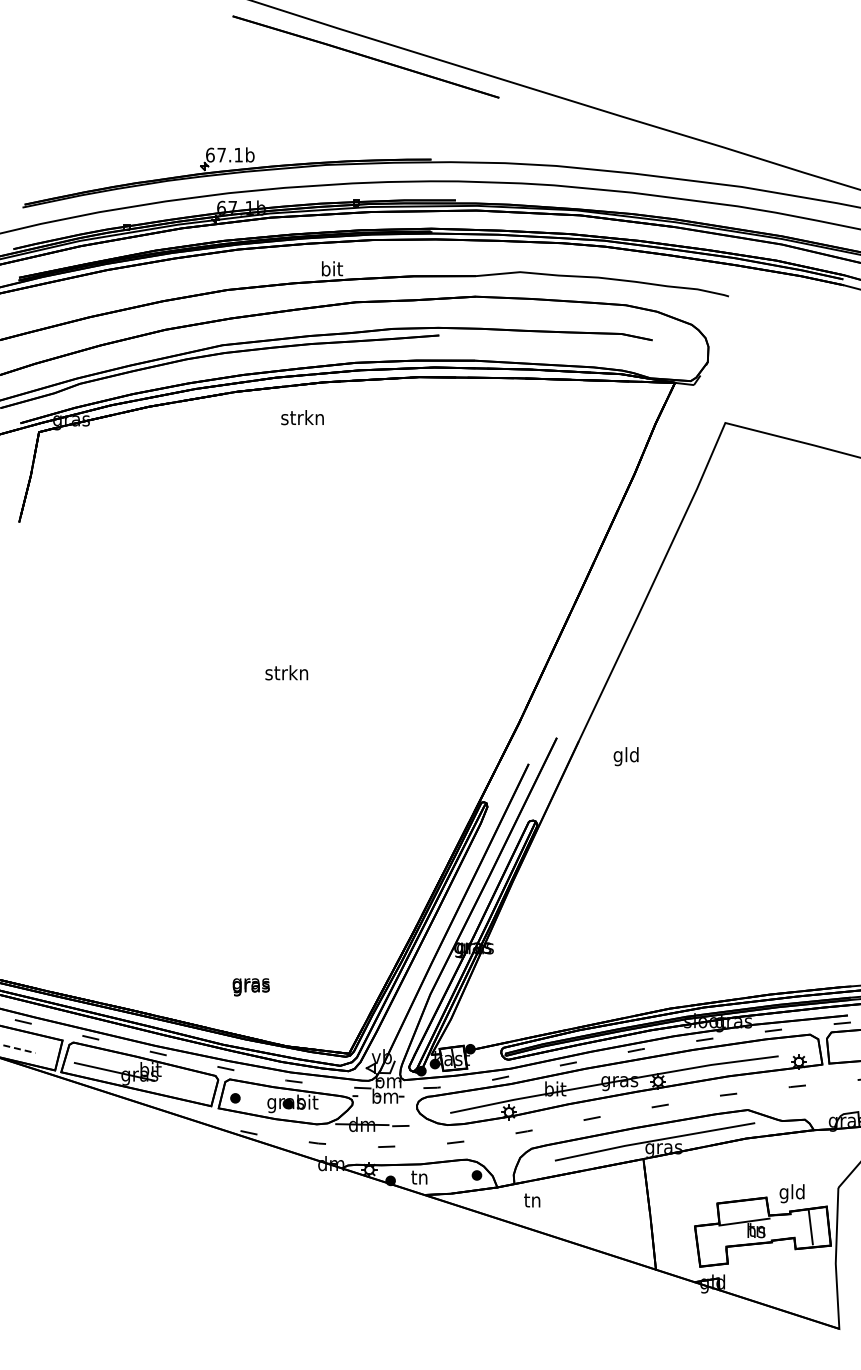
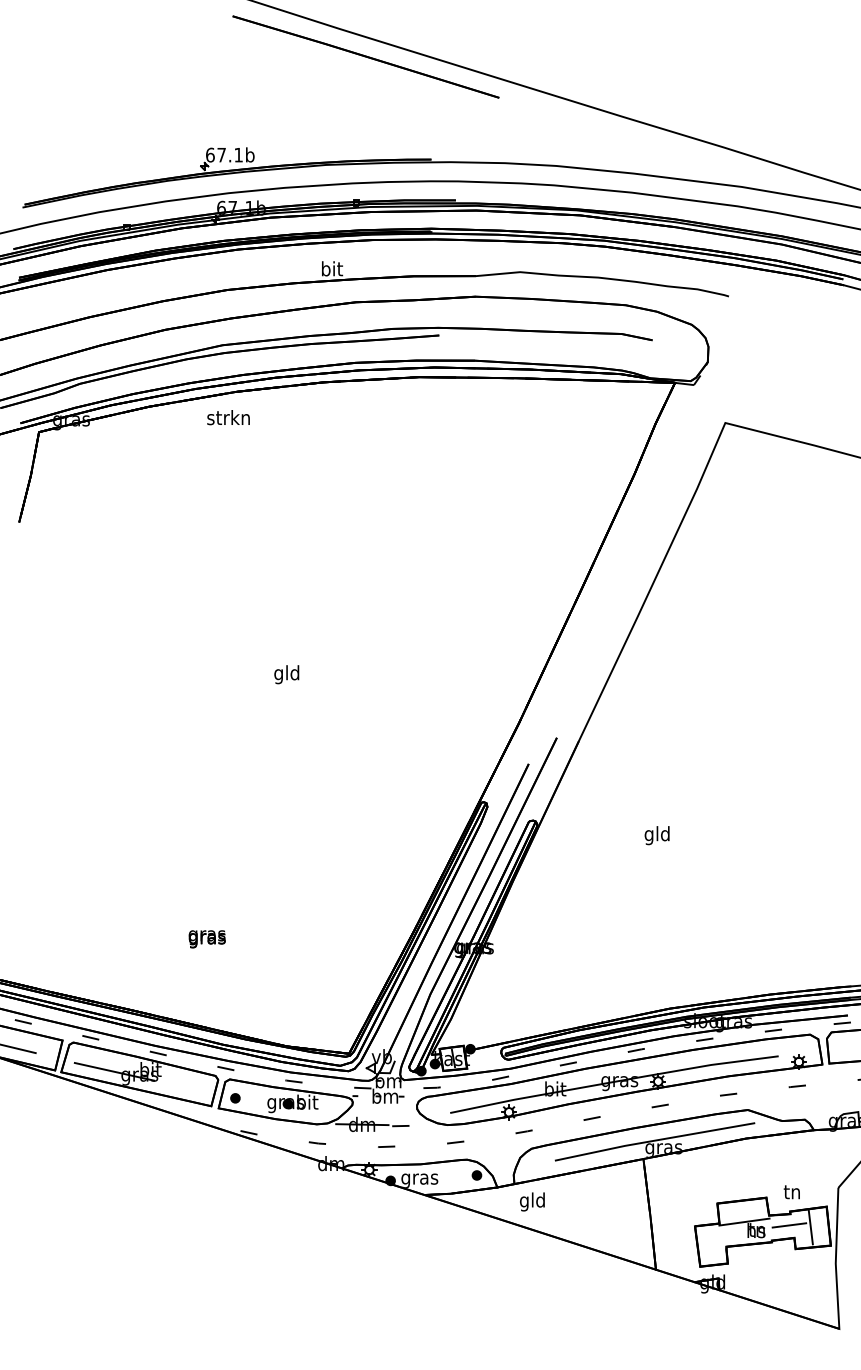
text position: (302, 417) -> (228, 417) (228, 417)
text: strkn -> gld (286, 674)
text position: (625, 756) -> (656, 835) (656, 835)
text position: (250, 987) -> (206, 939) (206, 939)
line: dashed -> solid (18, 1048)
text: tn -> gras (419, 1178)
text: gld -> tn (791, 1193)
text: tn -> gld (532, 1201)
line: none -> present (789, 1225)
